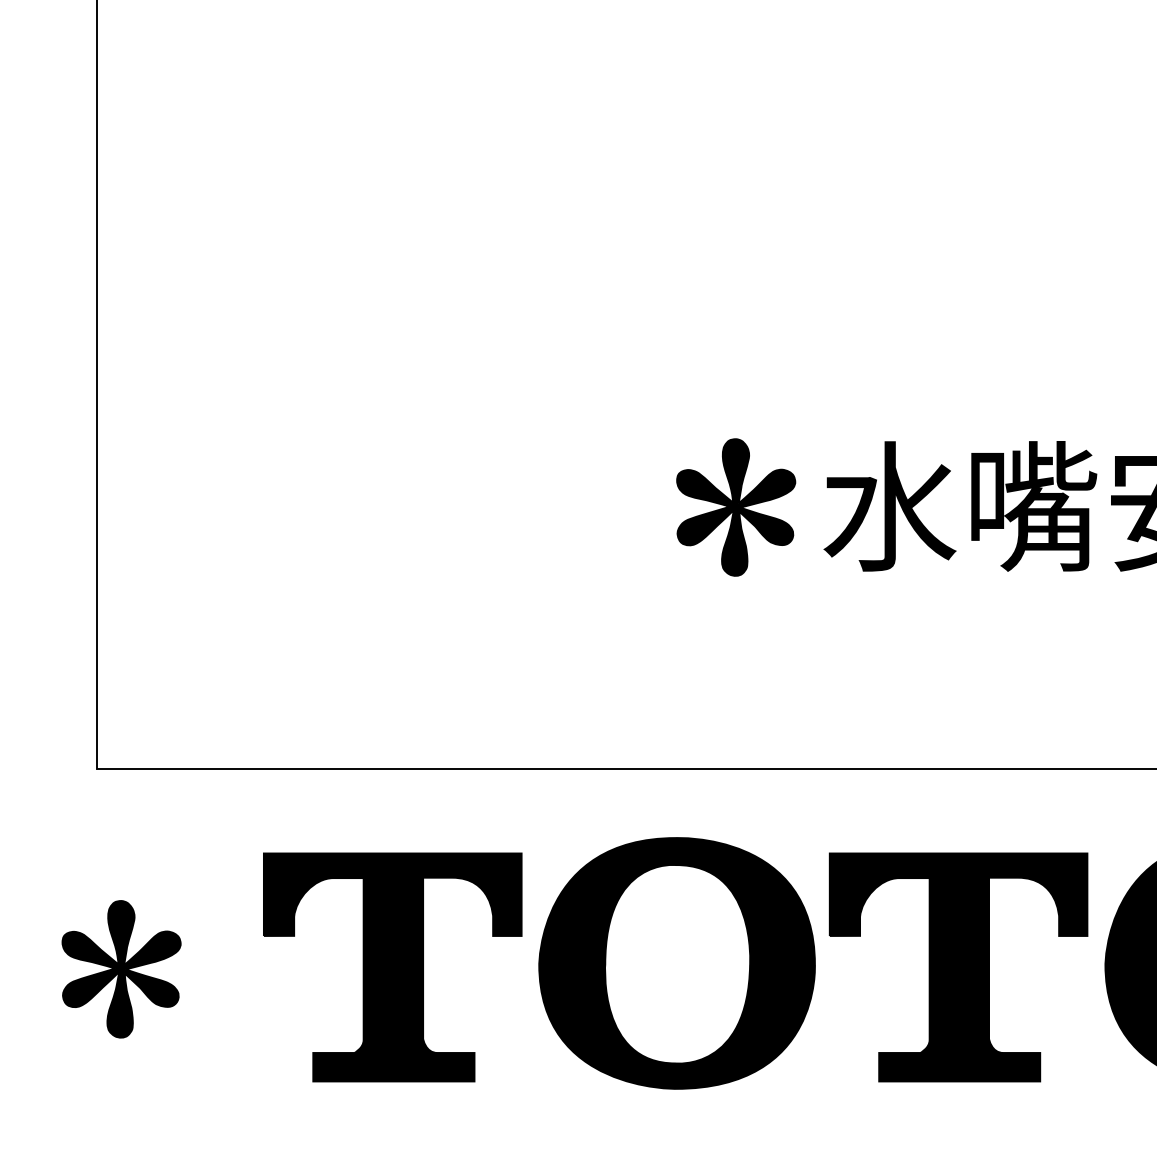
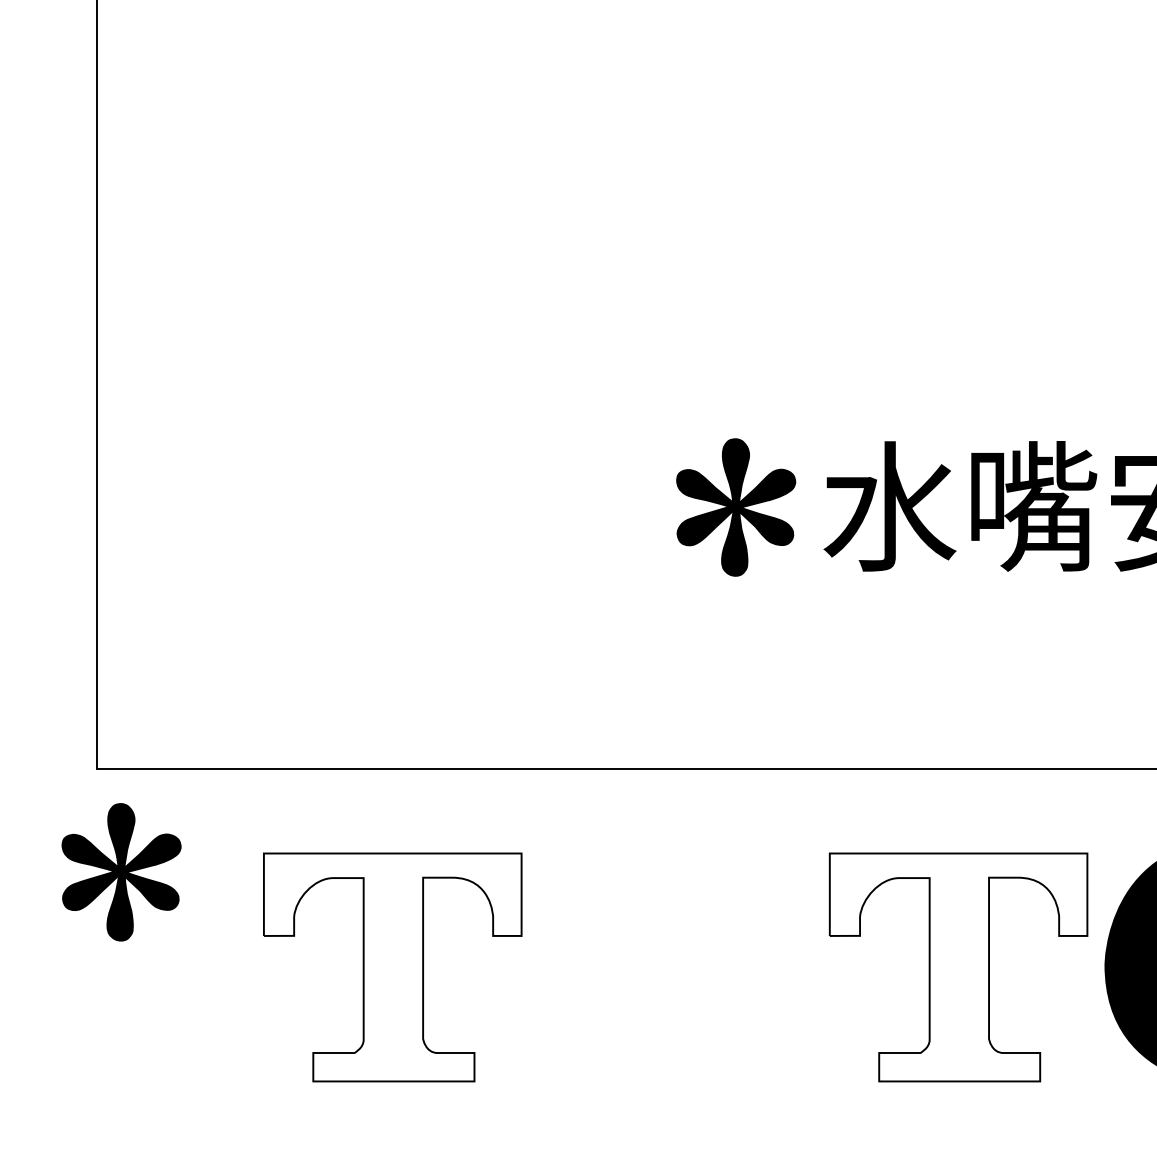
part: present -> none (676, 963)
fill: present -> none (392, 967)
fill: present -> none (958, 967)
part position: (121, 969) -> (121, 872) (121, 872)
